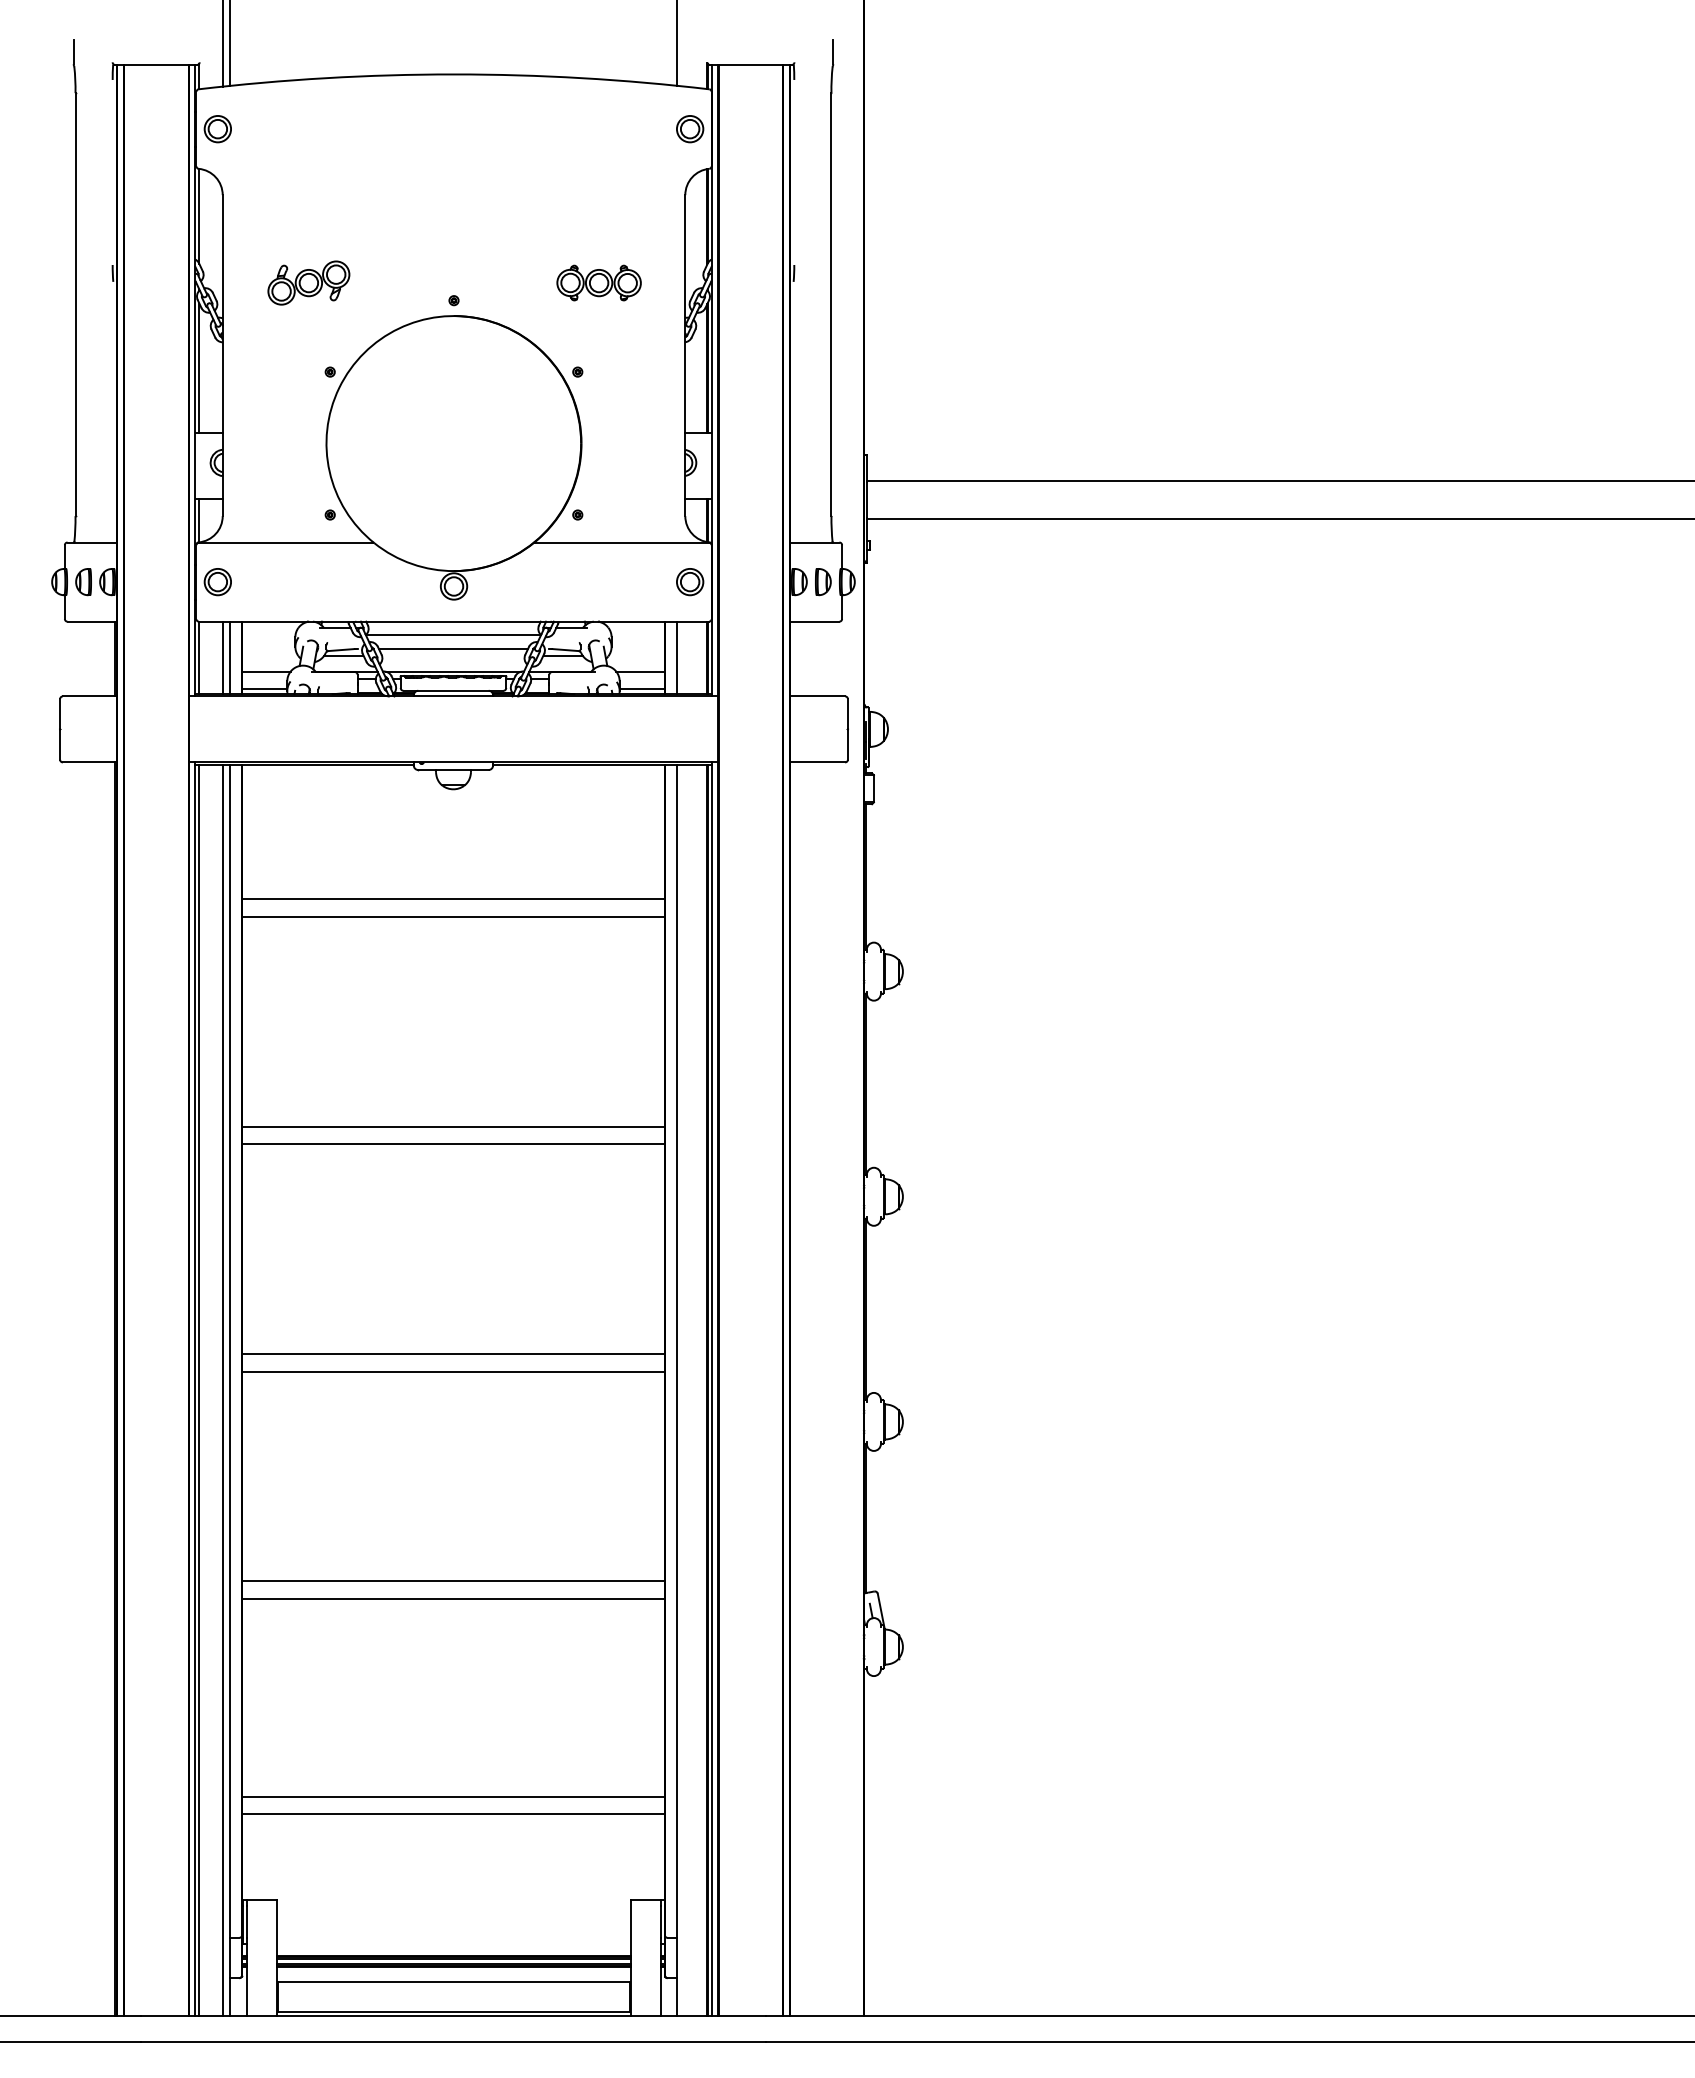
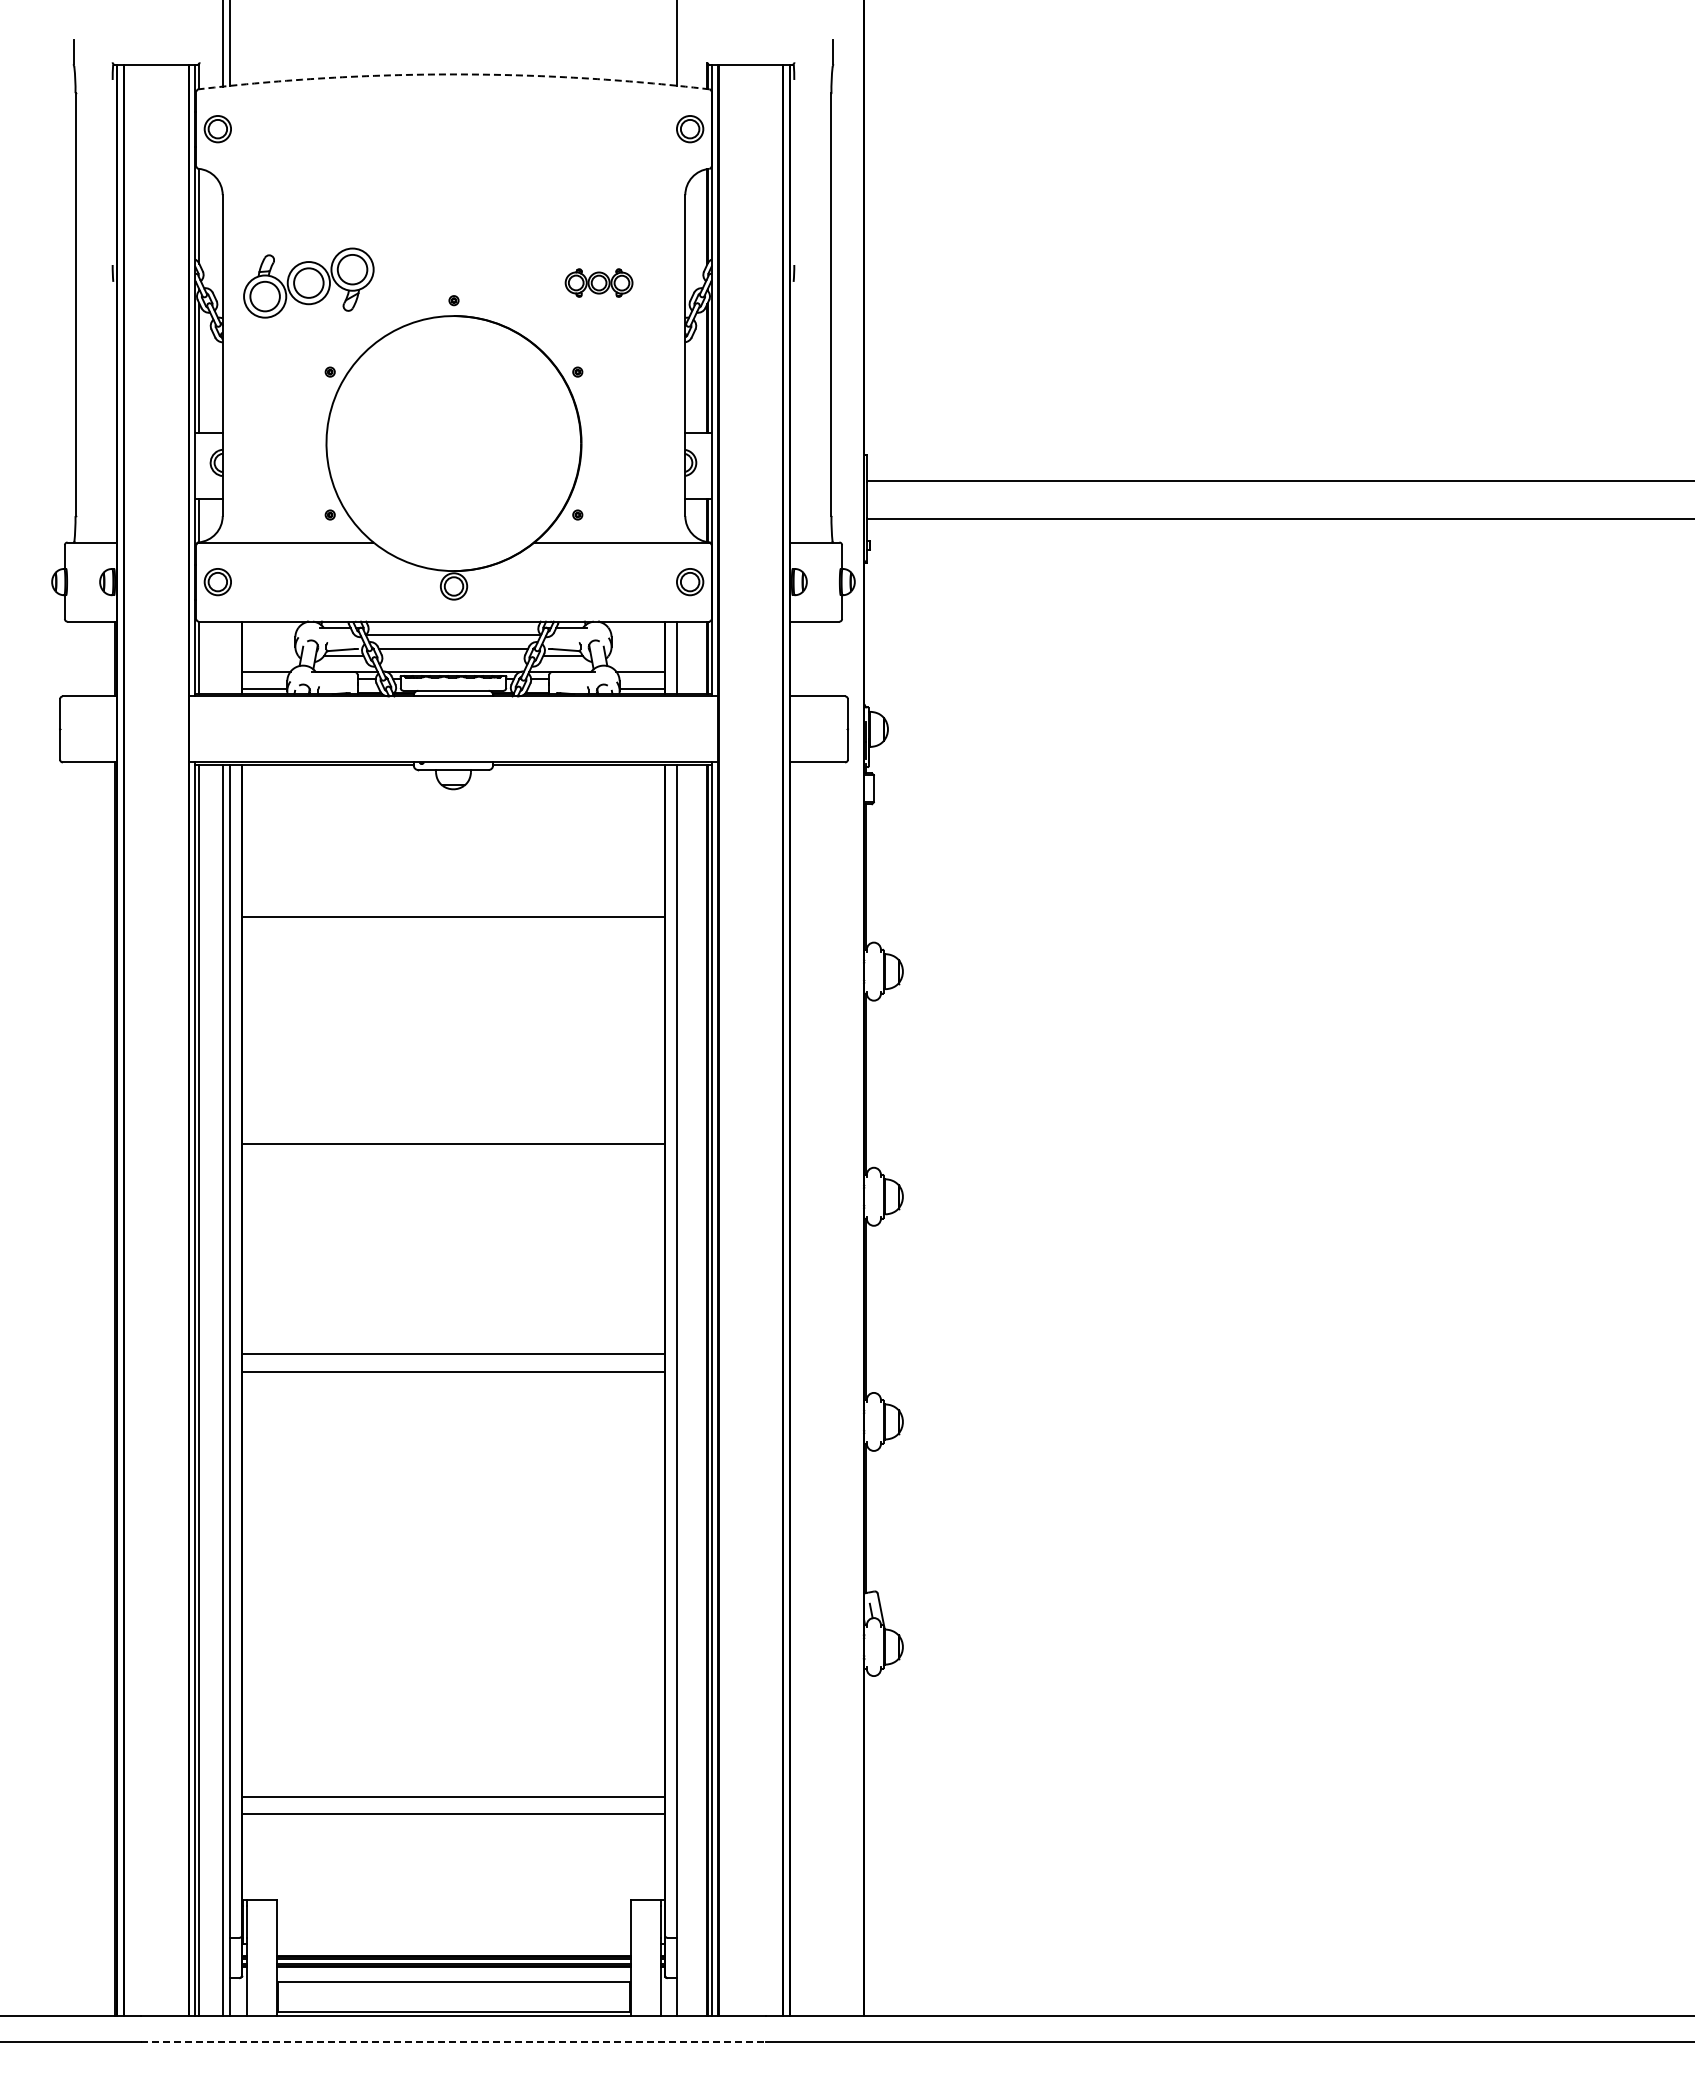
arc: solid -> dashed (454, 74)
part size: 84x46 px -> 132x72 px (308, 282)
part size: 86x38 px -> 70x30 px (598, 282)
part: present -> none (83, 582)
part: present -> none (823, 582)
line: present -> none (222, 657)
line: present -> none (229, 657)
line: present -> none (452, 899)
line: present -> none (452, 1126)
line: present -> none (452, 1581)
line: present -> none (452, 1598)
line: solid -> dashed (453, 2042)
